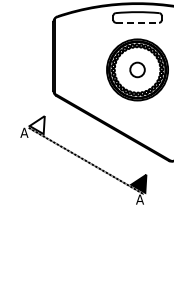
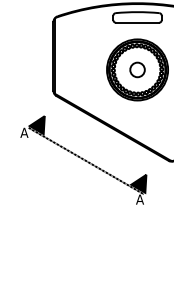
line: dashed -> solid (138, 22)
fill: none -> present (36, 125)
